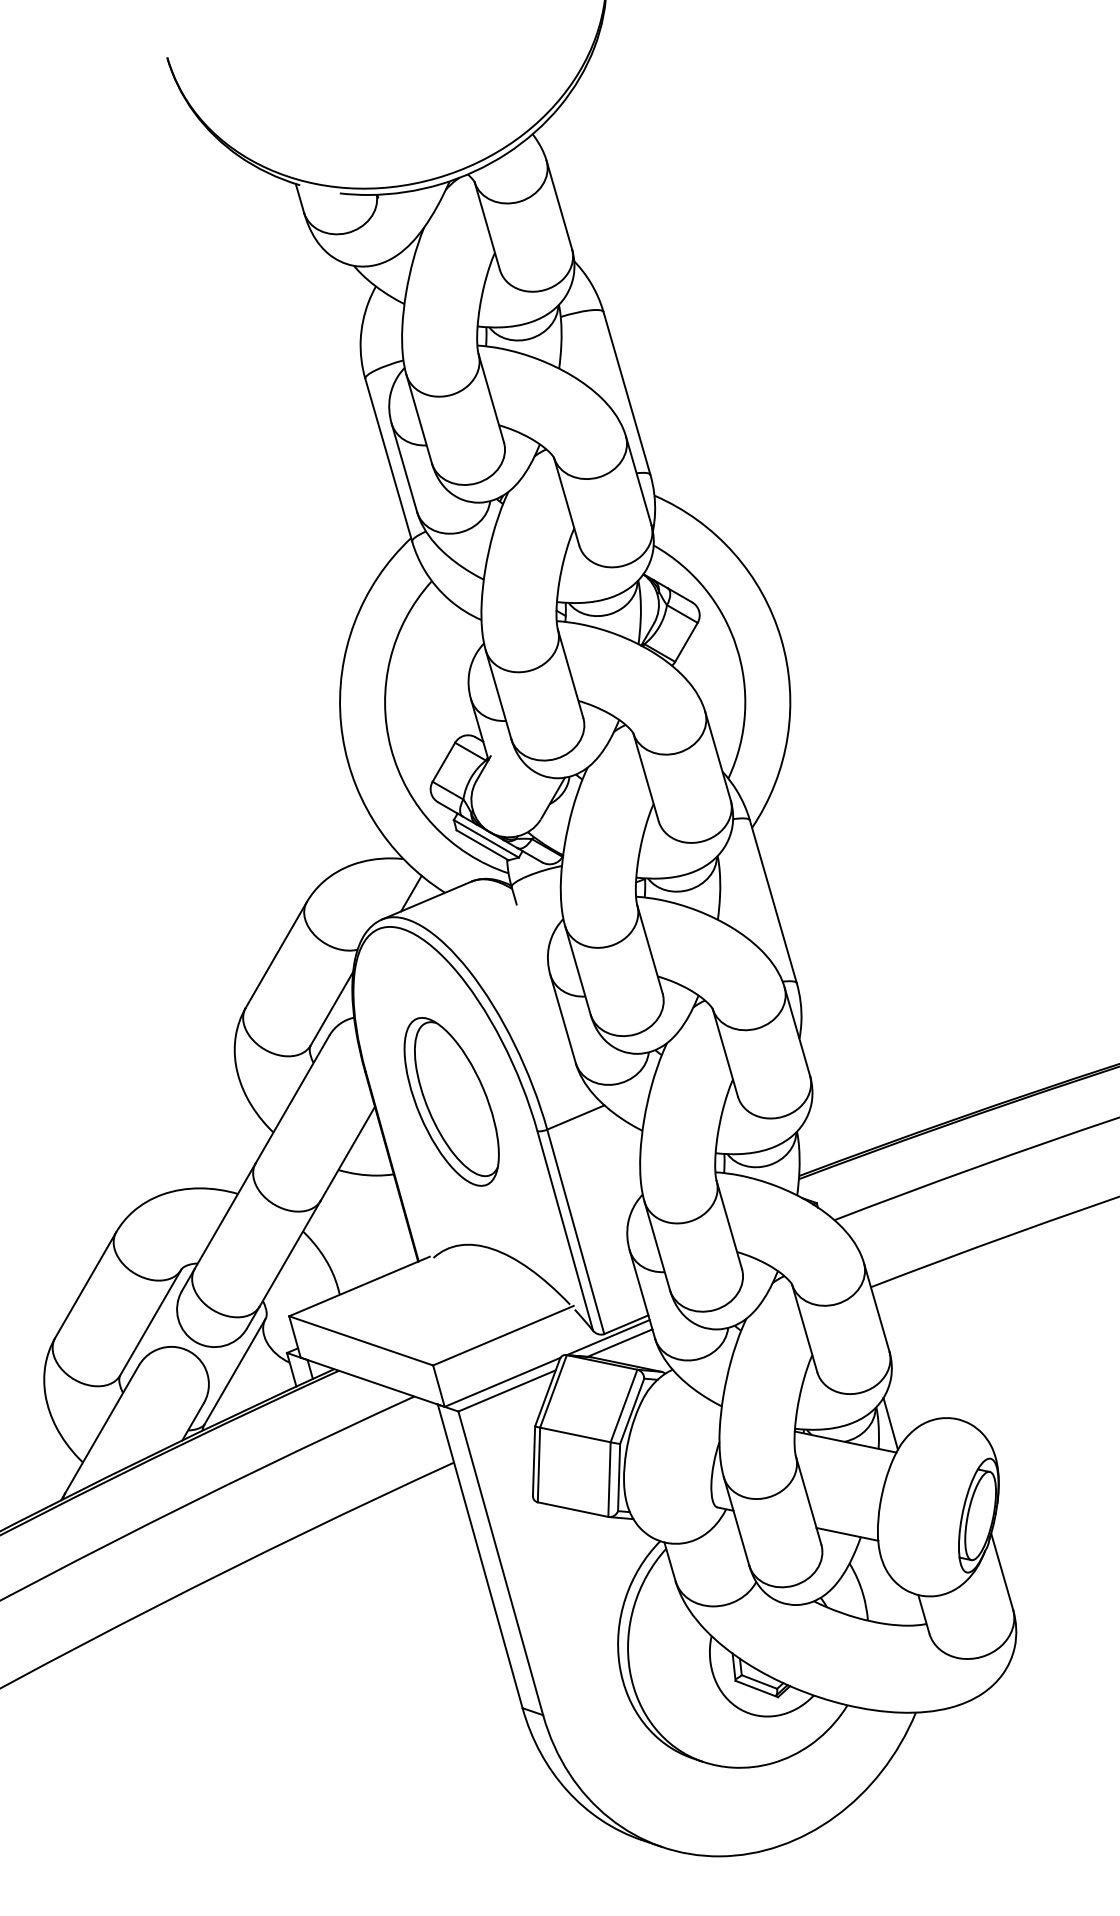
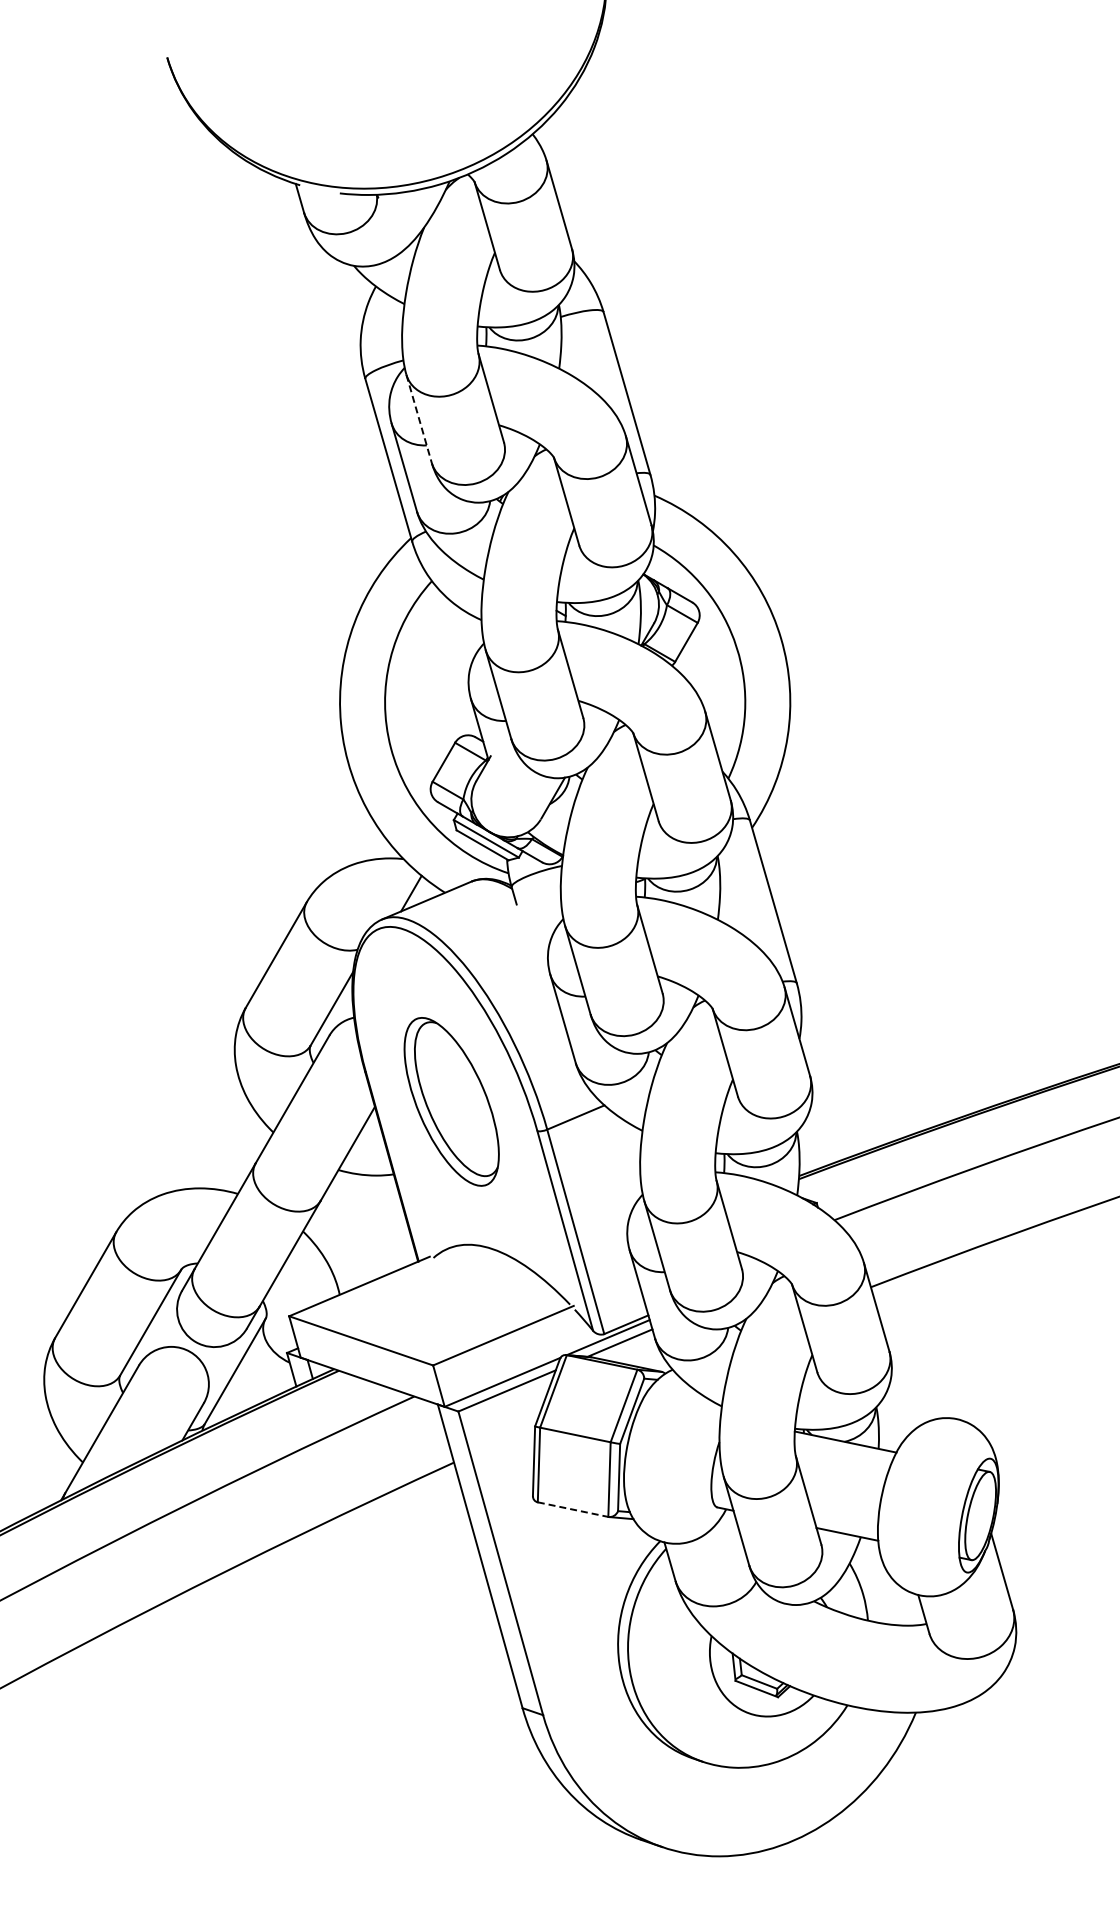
line: solid -> dashed (419, 419)
line: present -> none (890, 1423)
line: solid -> dashed (573, 1509)
